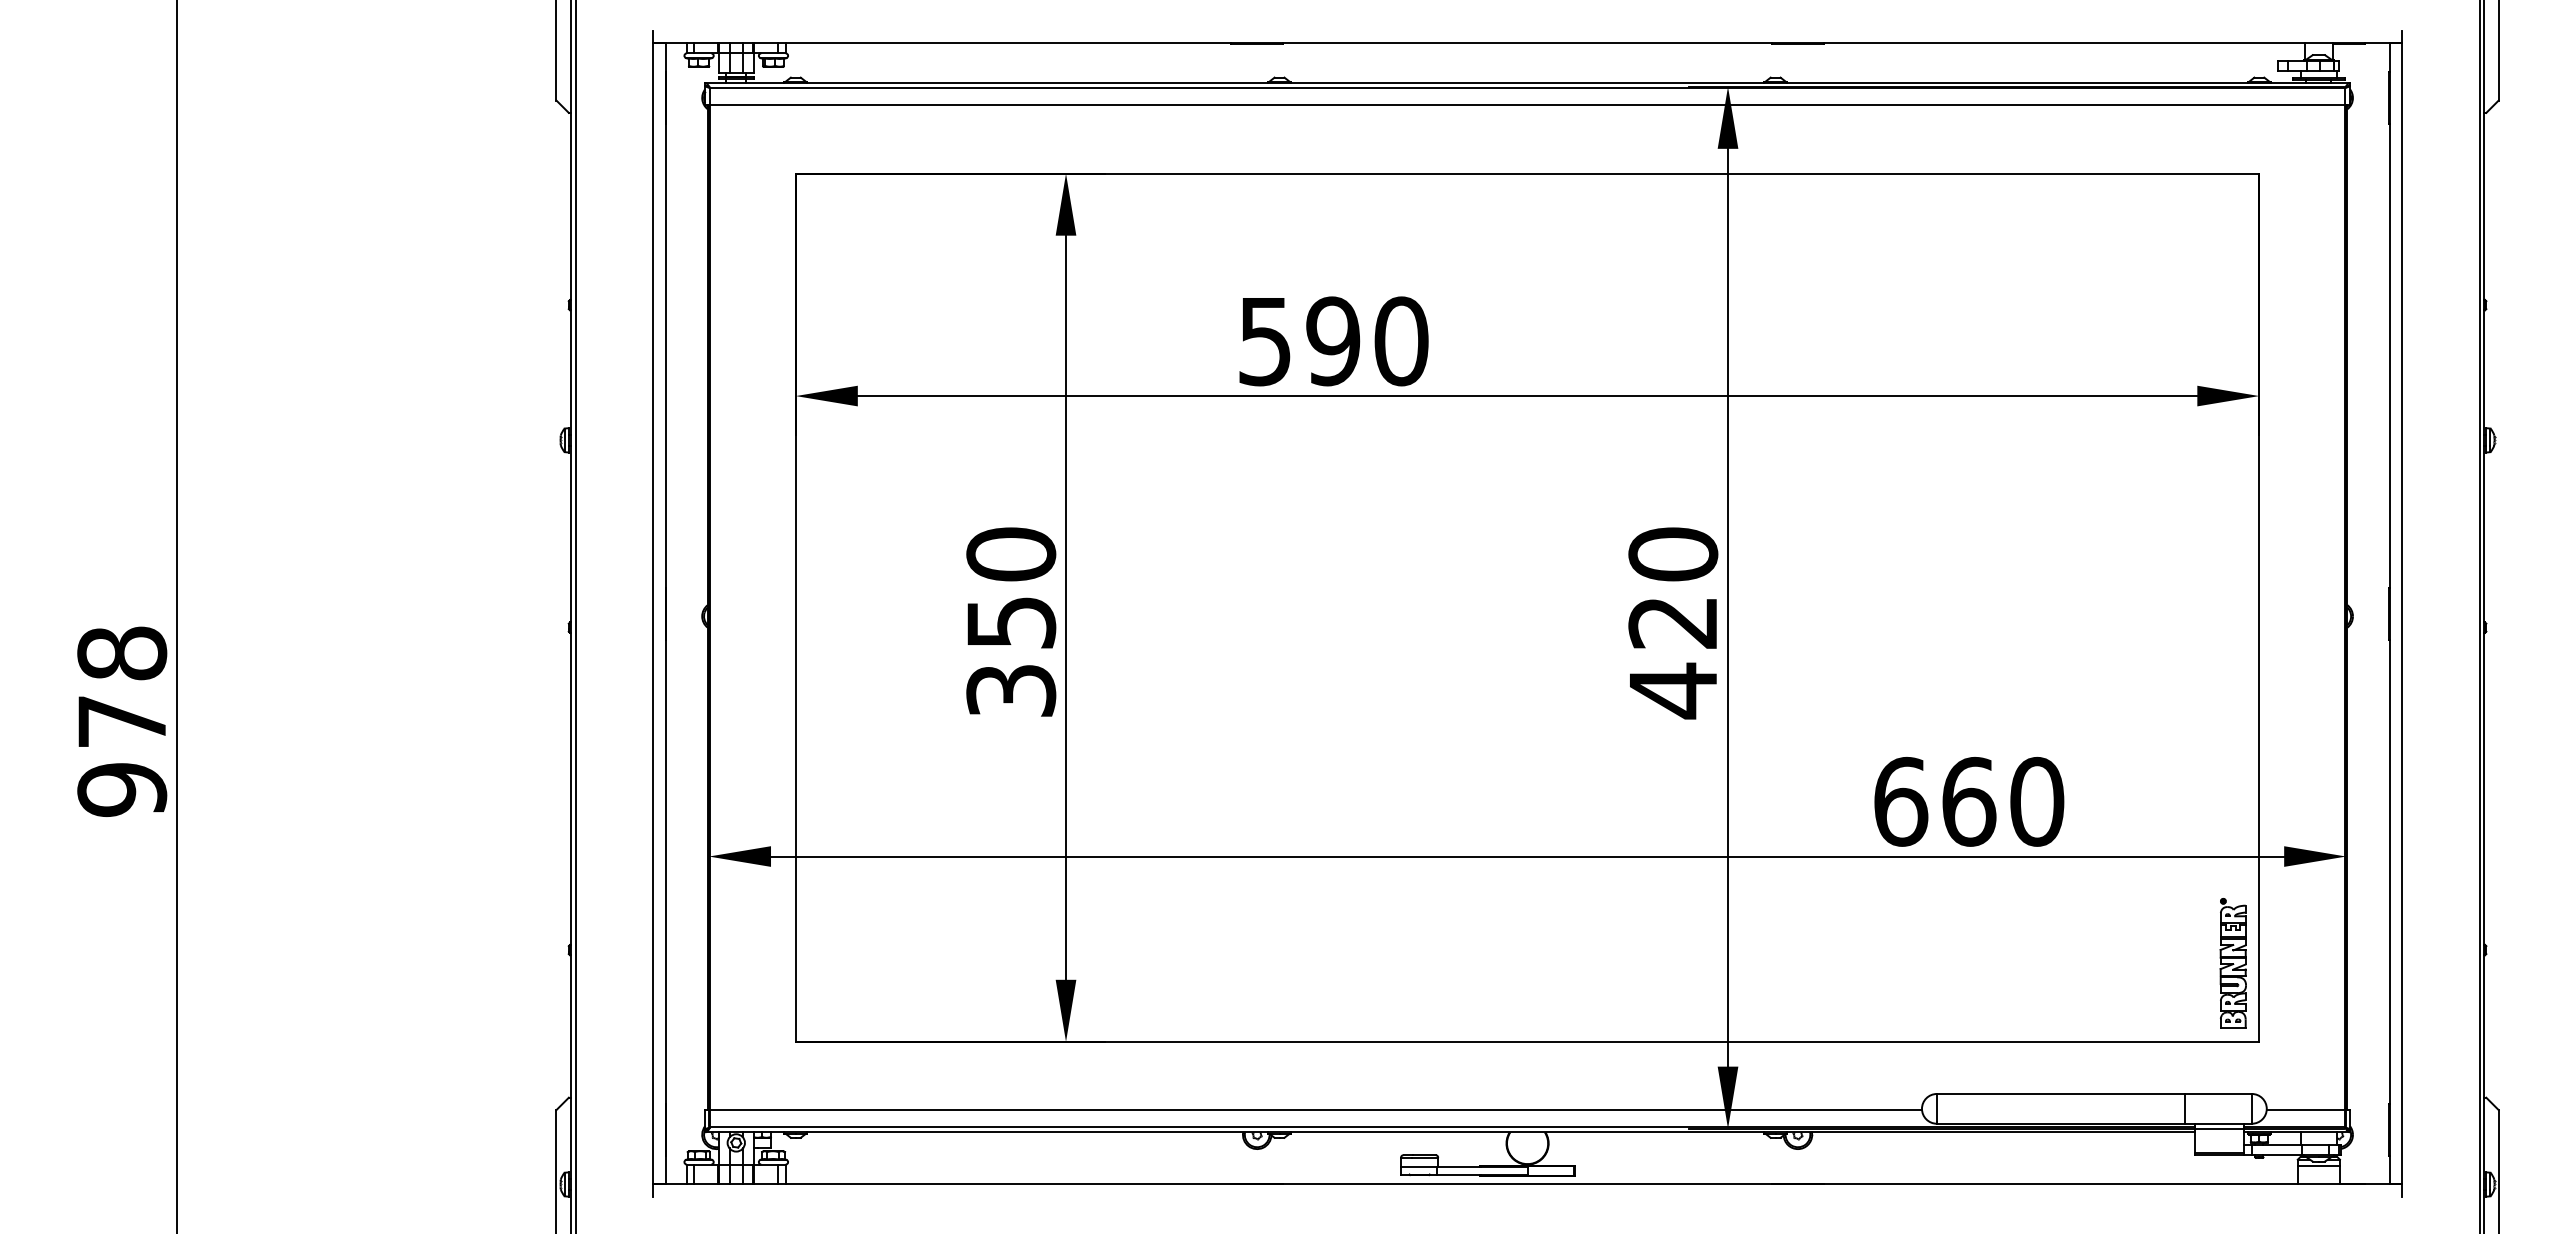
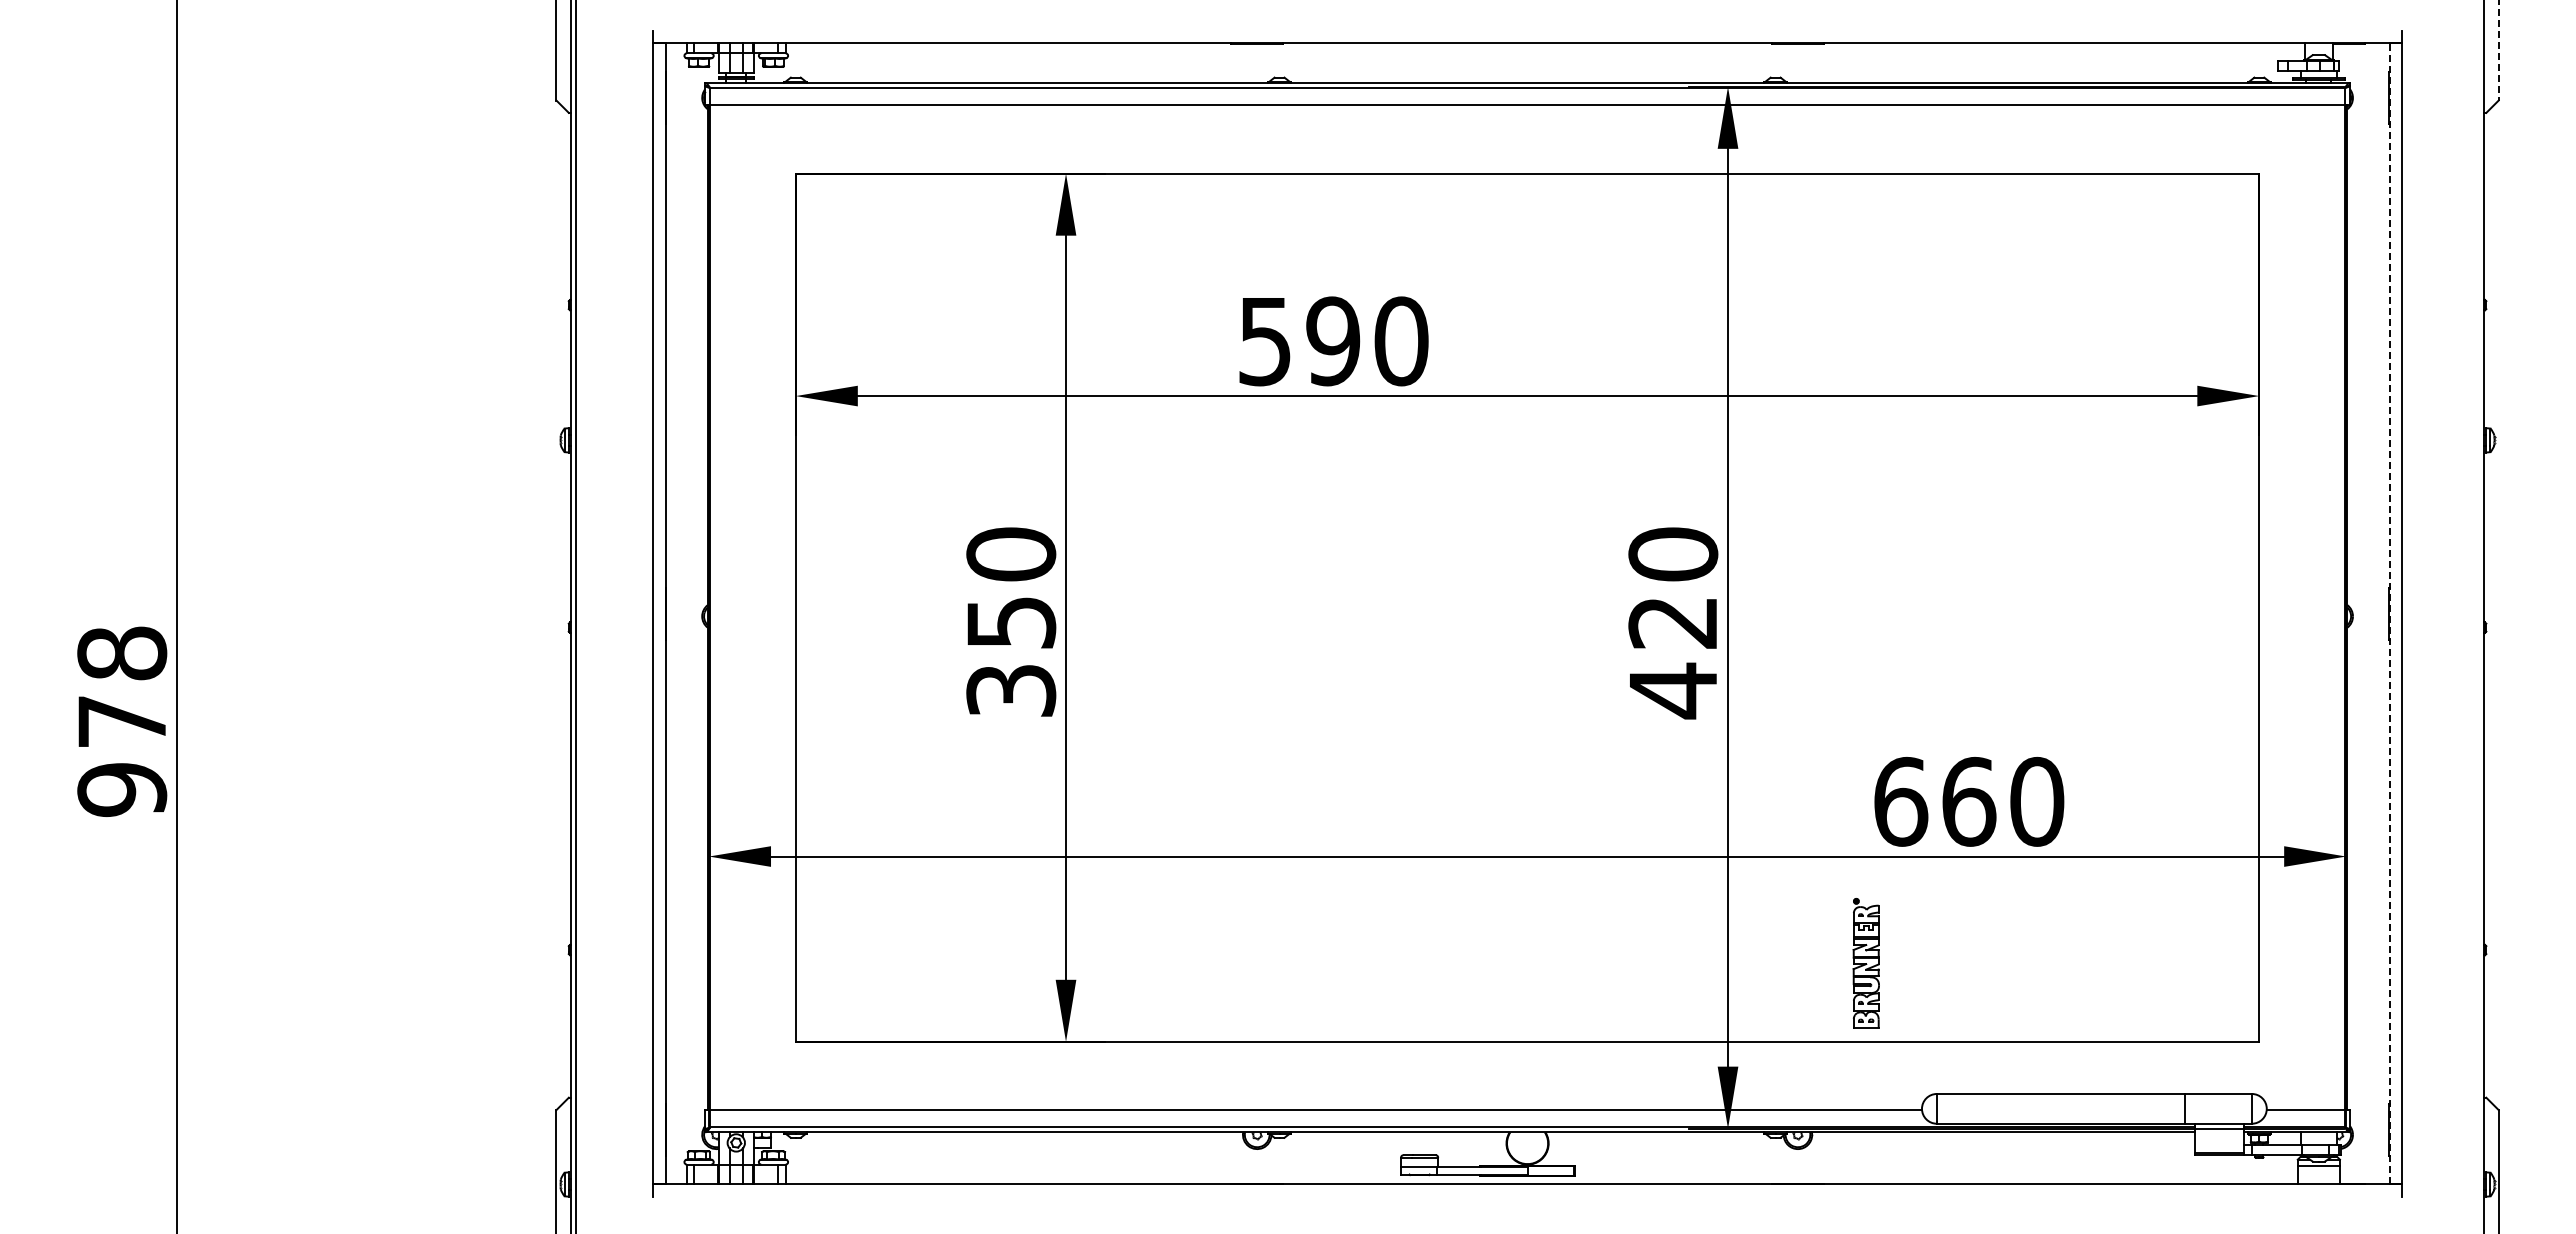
line: solid -> dashed (2498, 50)
line: solid -> dashed (2389, 613)
line: present -> none (2479, 616)
part position: (2232, 963) -> (1865, 963) (1865, 963)
